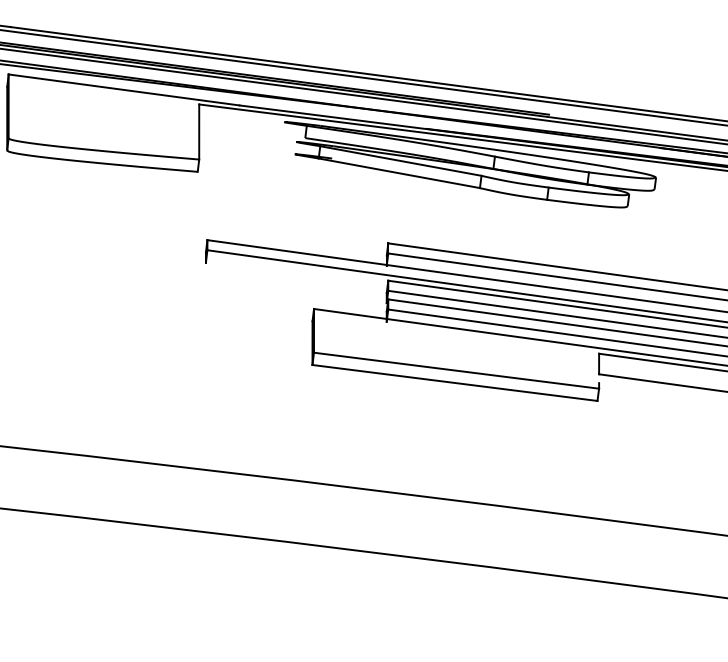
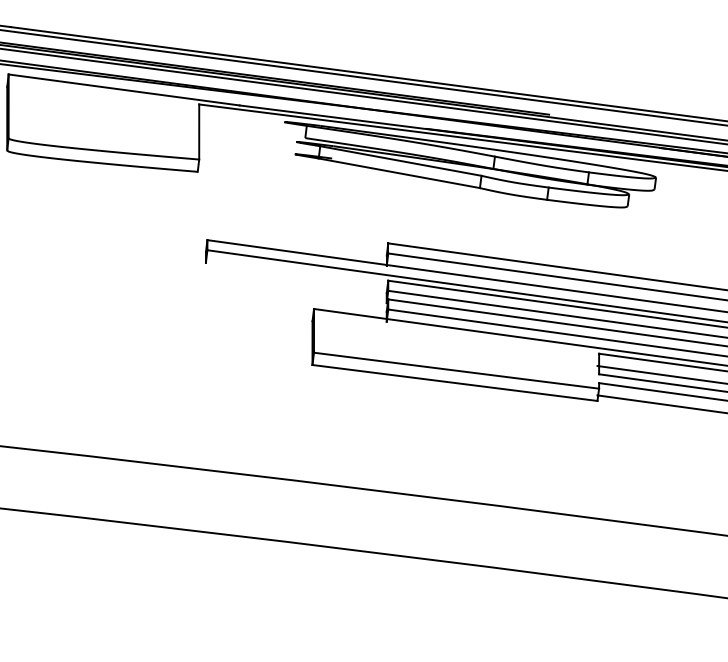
line: none -> present (660, 374)
line: none -> present (661, 391)
line: none -> present (660, 403)
